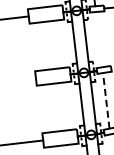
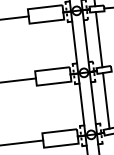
line: none -> present (98, 39)
line: none -> present (18, 80)
line: dashed -> solid (106, 100)
